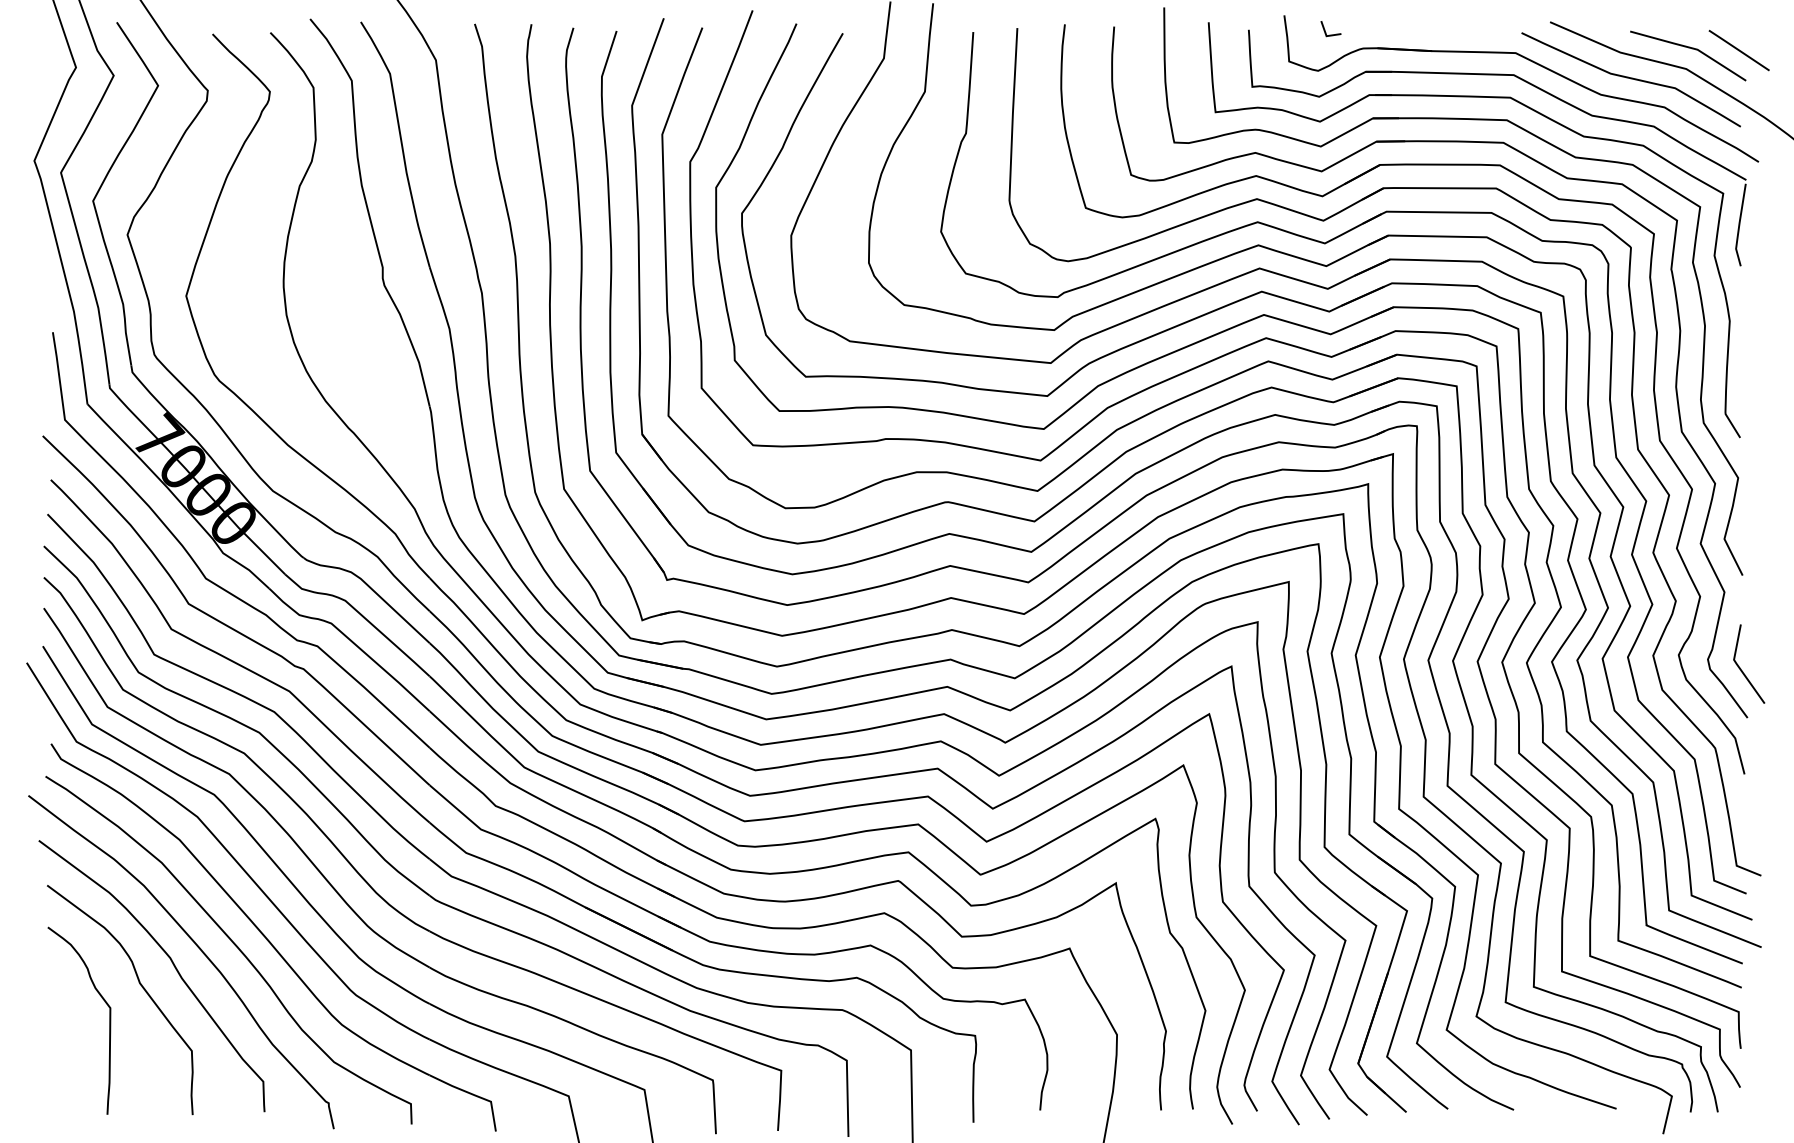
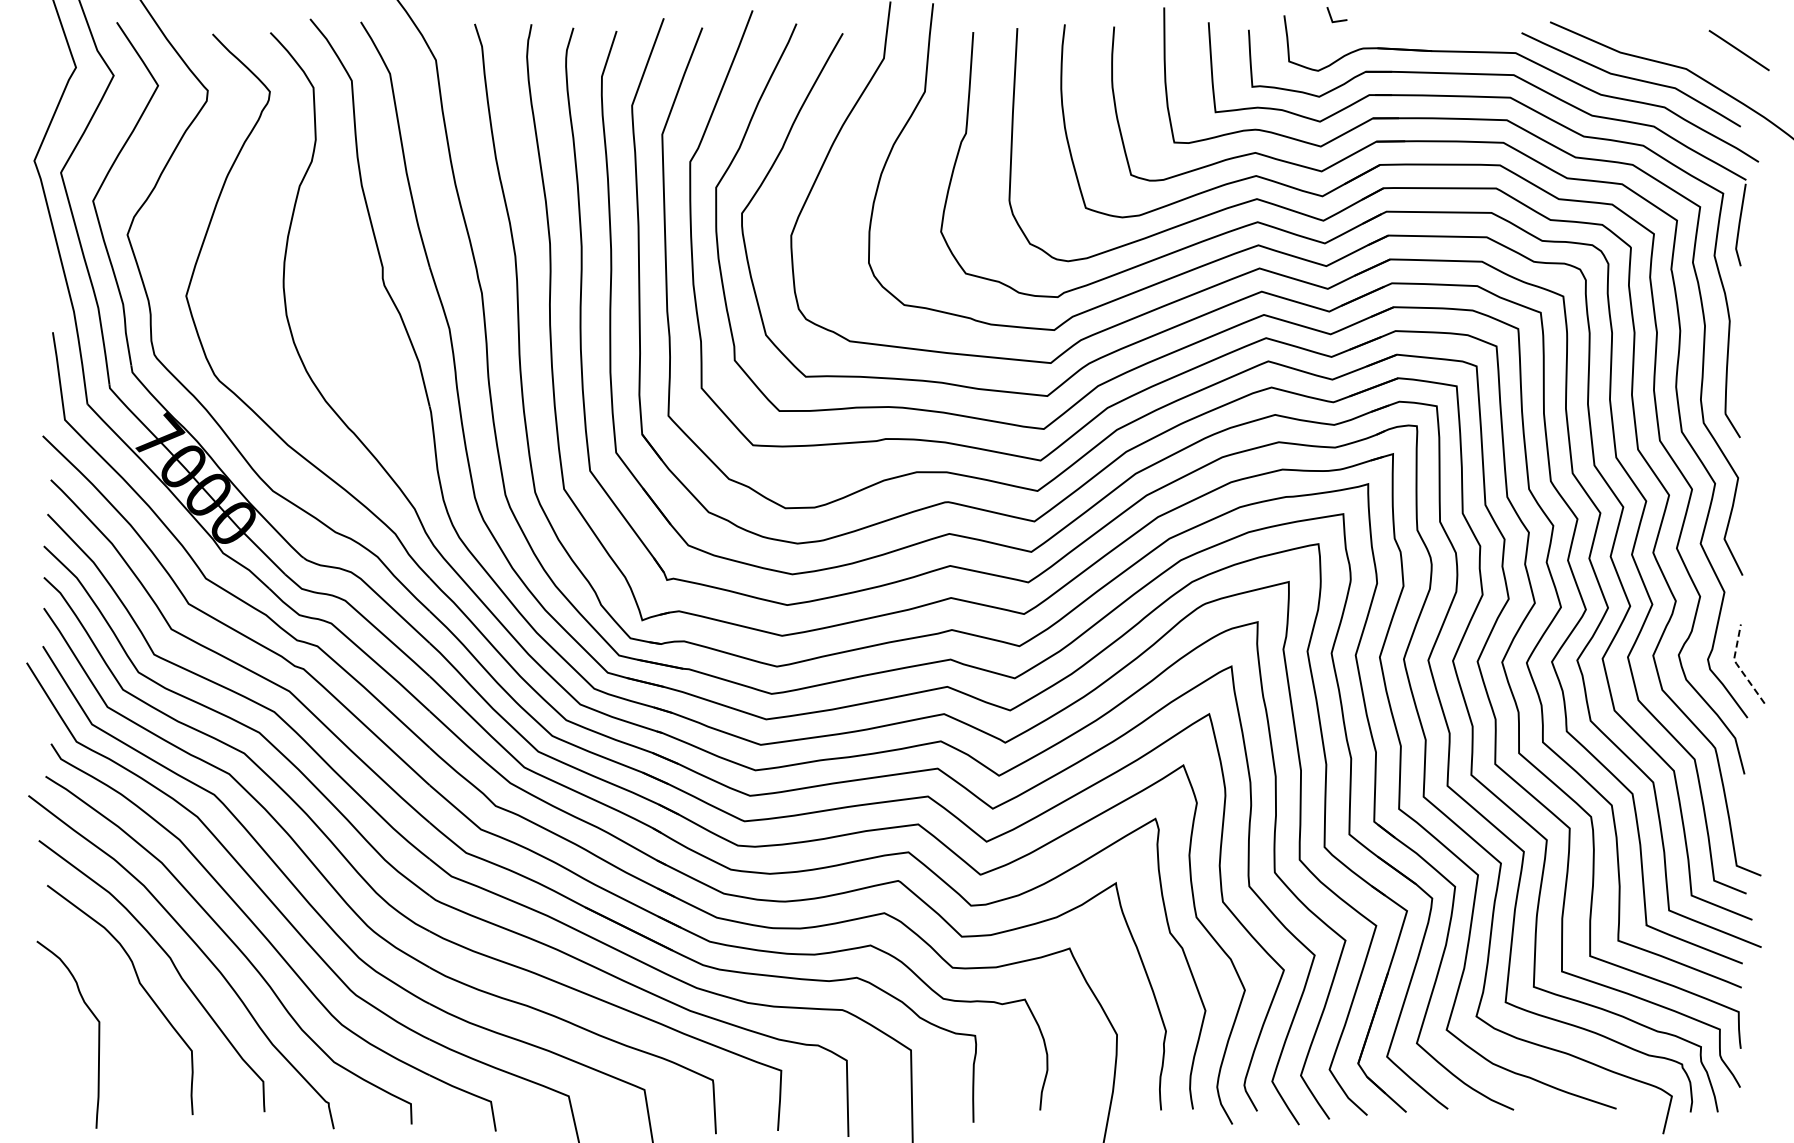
line position: (1325, 29) -> (1331, 15) (1331, 15)
line: present -> none (1688, 48)
line: solid -> dashed (1737, 665)
curve position: (109, 1020) -> (98, 1034) (98, 1034)
